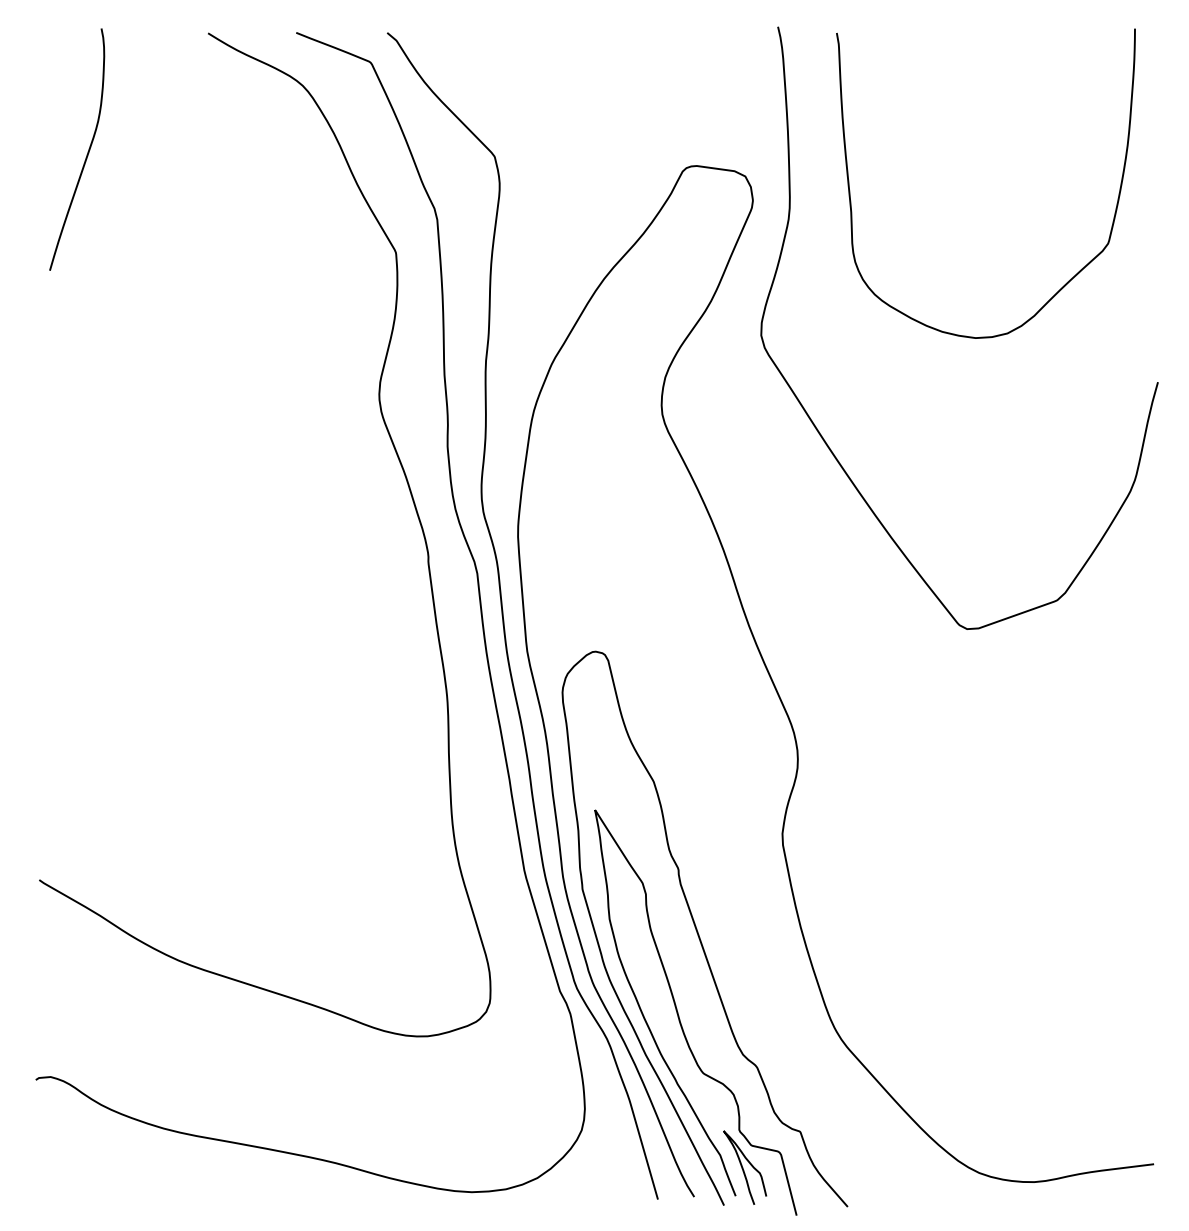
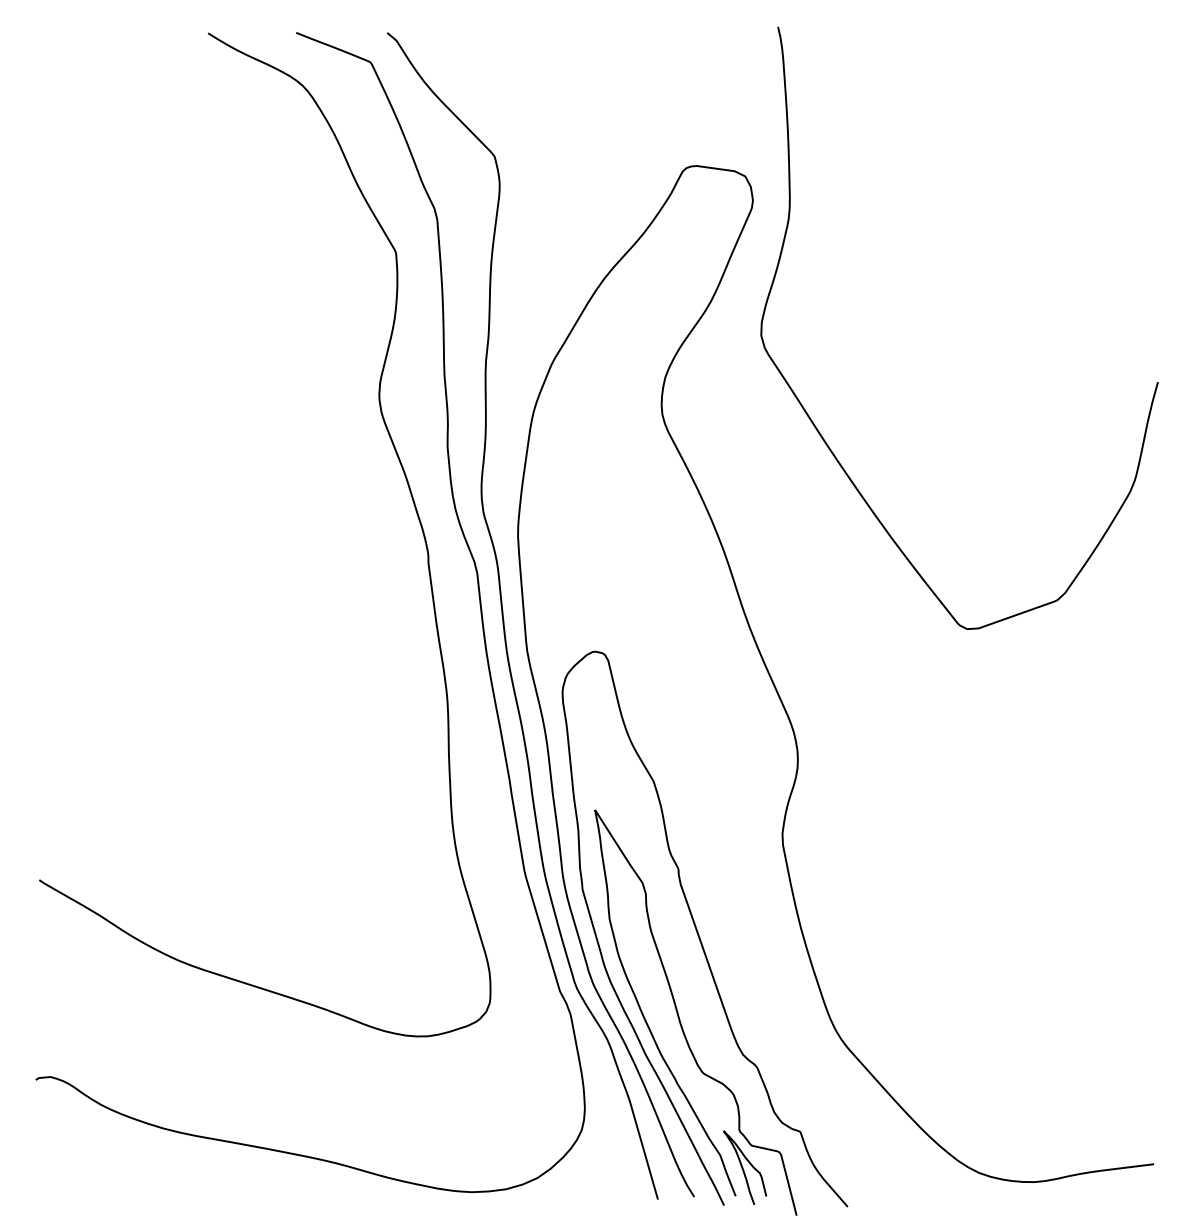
curve: present -> none (87, 151)
curve: present -> none (1069, 279)
